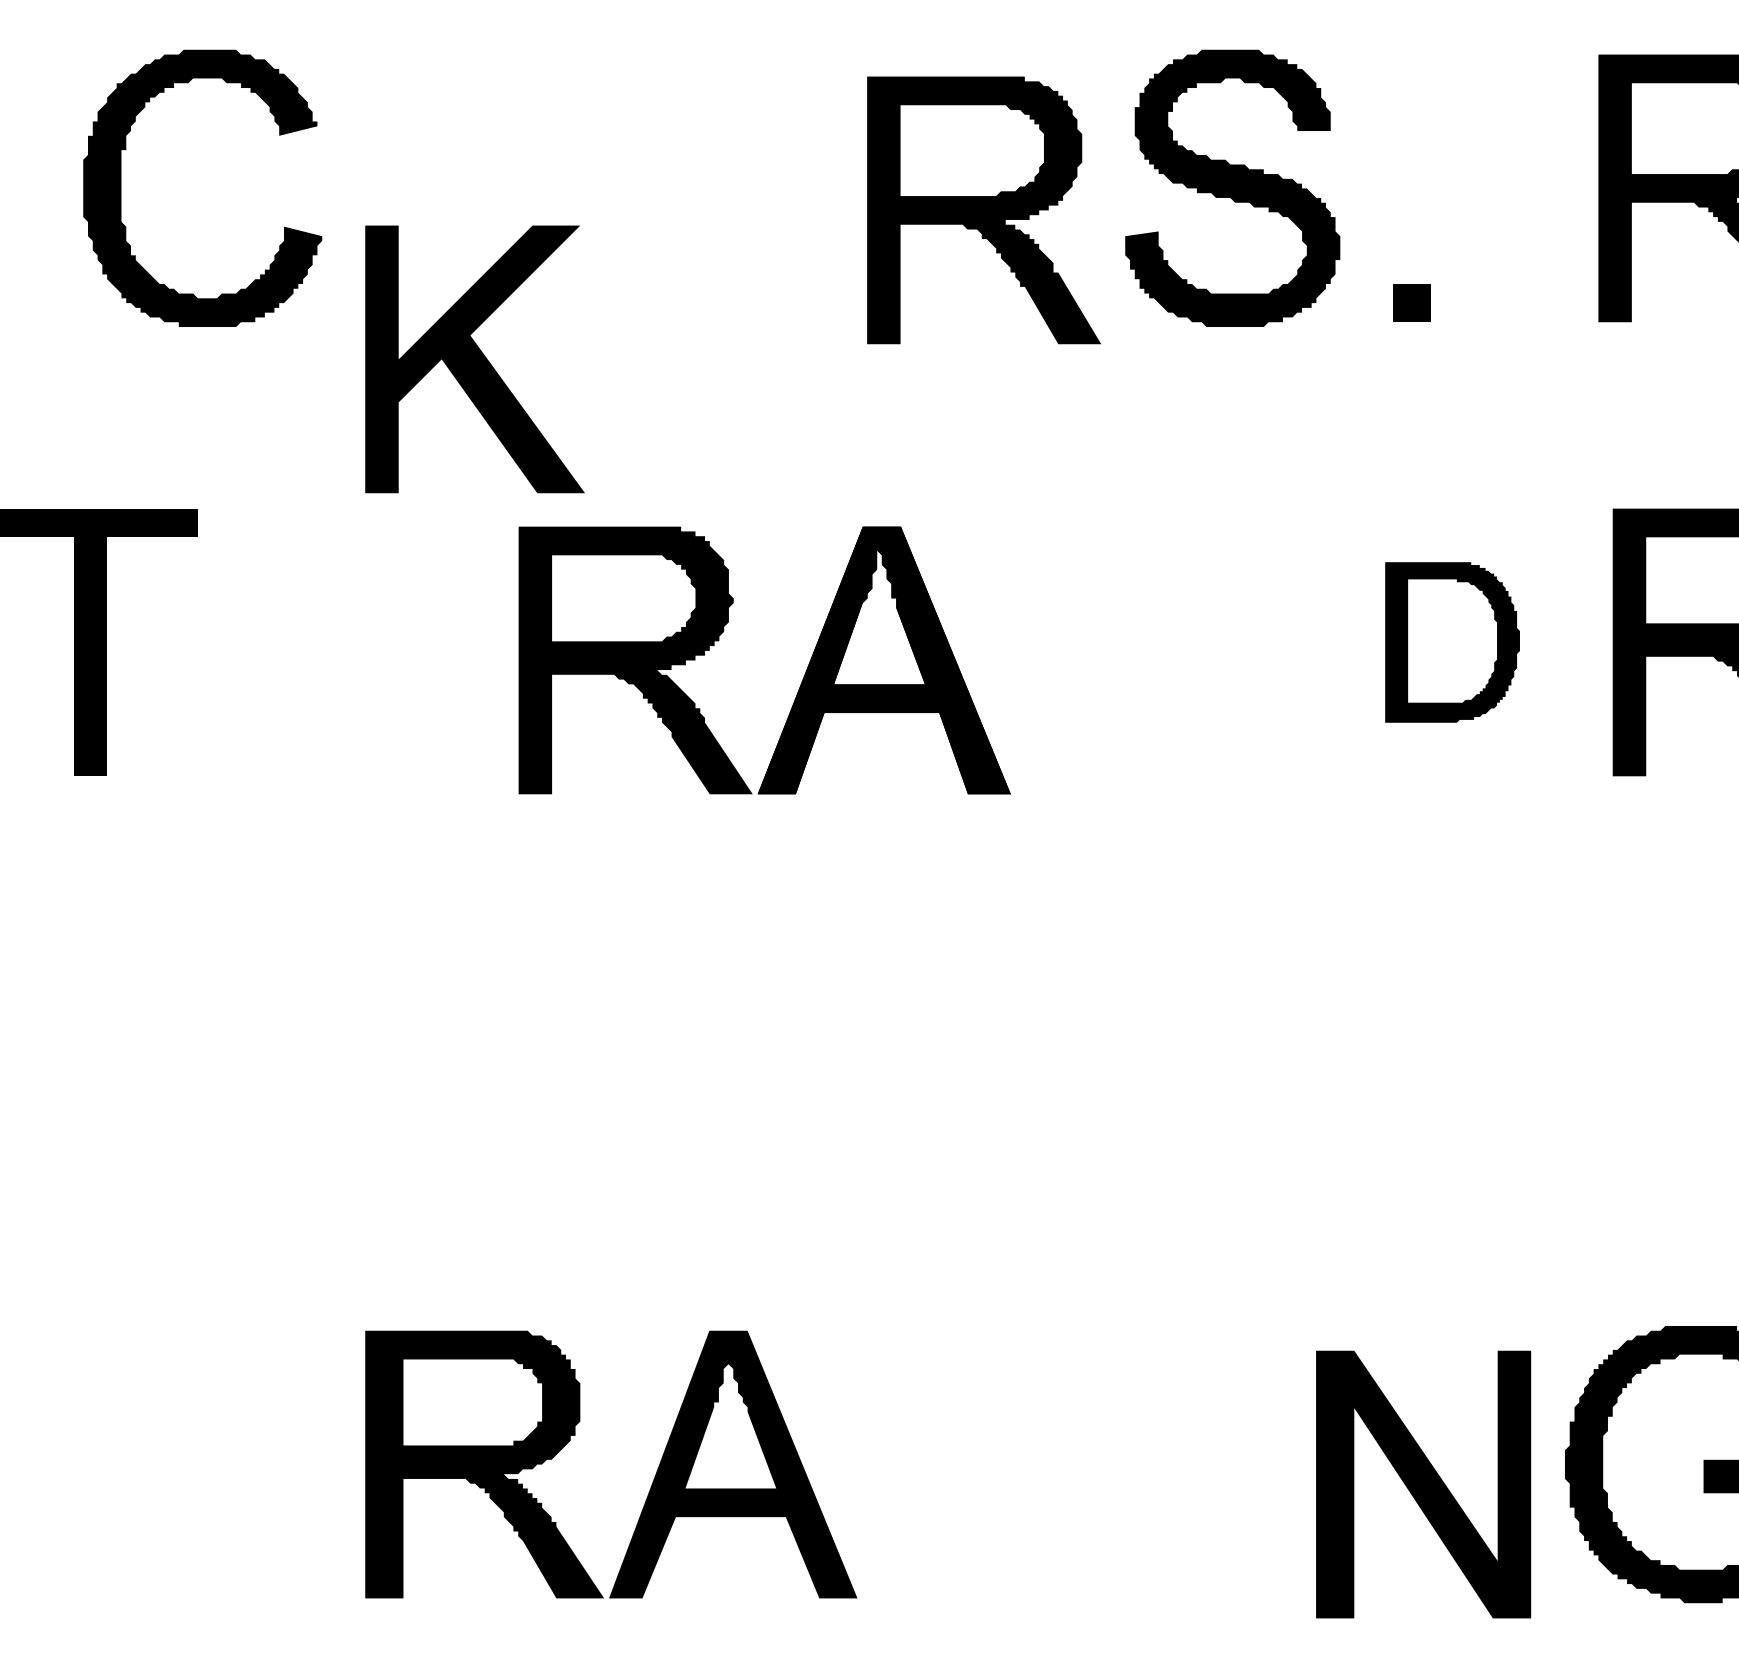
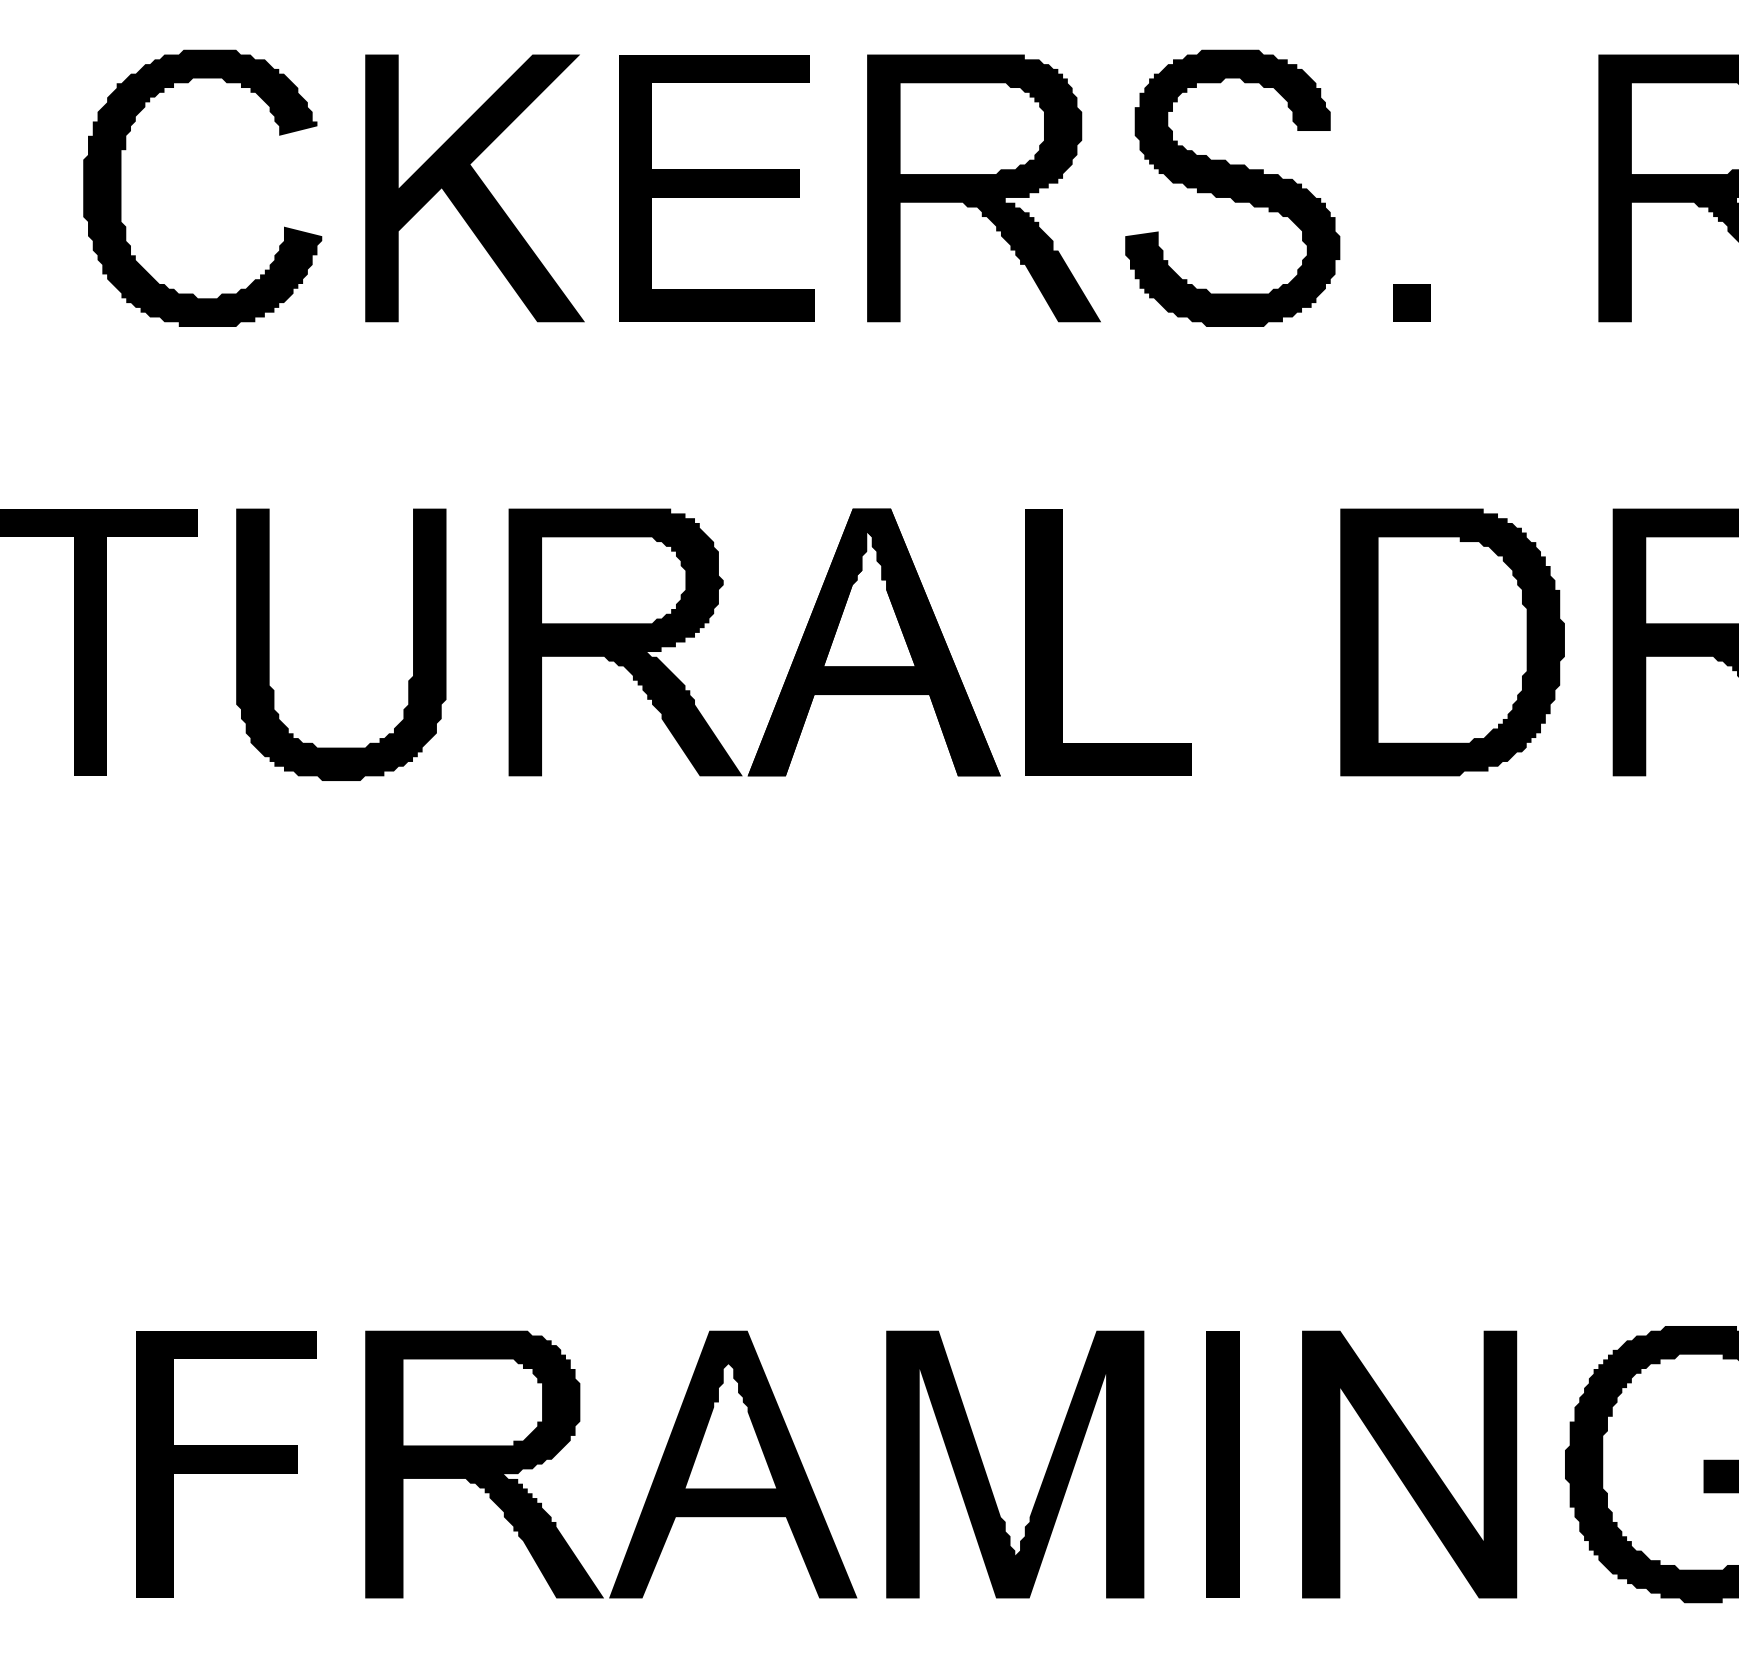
fill: none -> present (716, 188)
part position: (983, 210) -> (983, 188) (983, 188)
part position: (474, 359) -> (474, 188) (474, 188)
fill: none -> present (1108, 642)
part size: 135x161 px -> 225x269 px (1452, 642)
fill: none -> present (341, 644)
part position: (803, 676) -> (793, 658) (793, 658)
fill: none -> present (226, 1464)
fill: none -> present (1015, 1464)
part: none -> present (1222, 1464)
part position: (1423, 1484) -> (1409, 1464) (1409, 1464)
